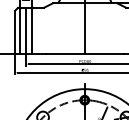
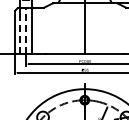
line: solid -> dashed (26, 30)
line: solid -> dashed (20, 33)
